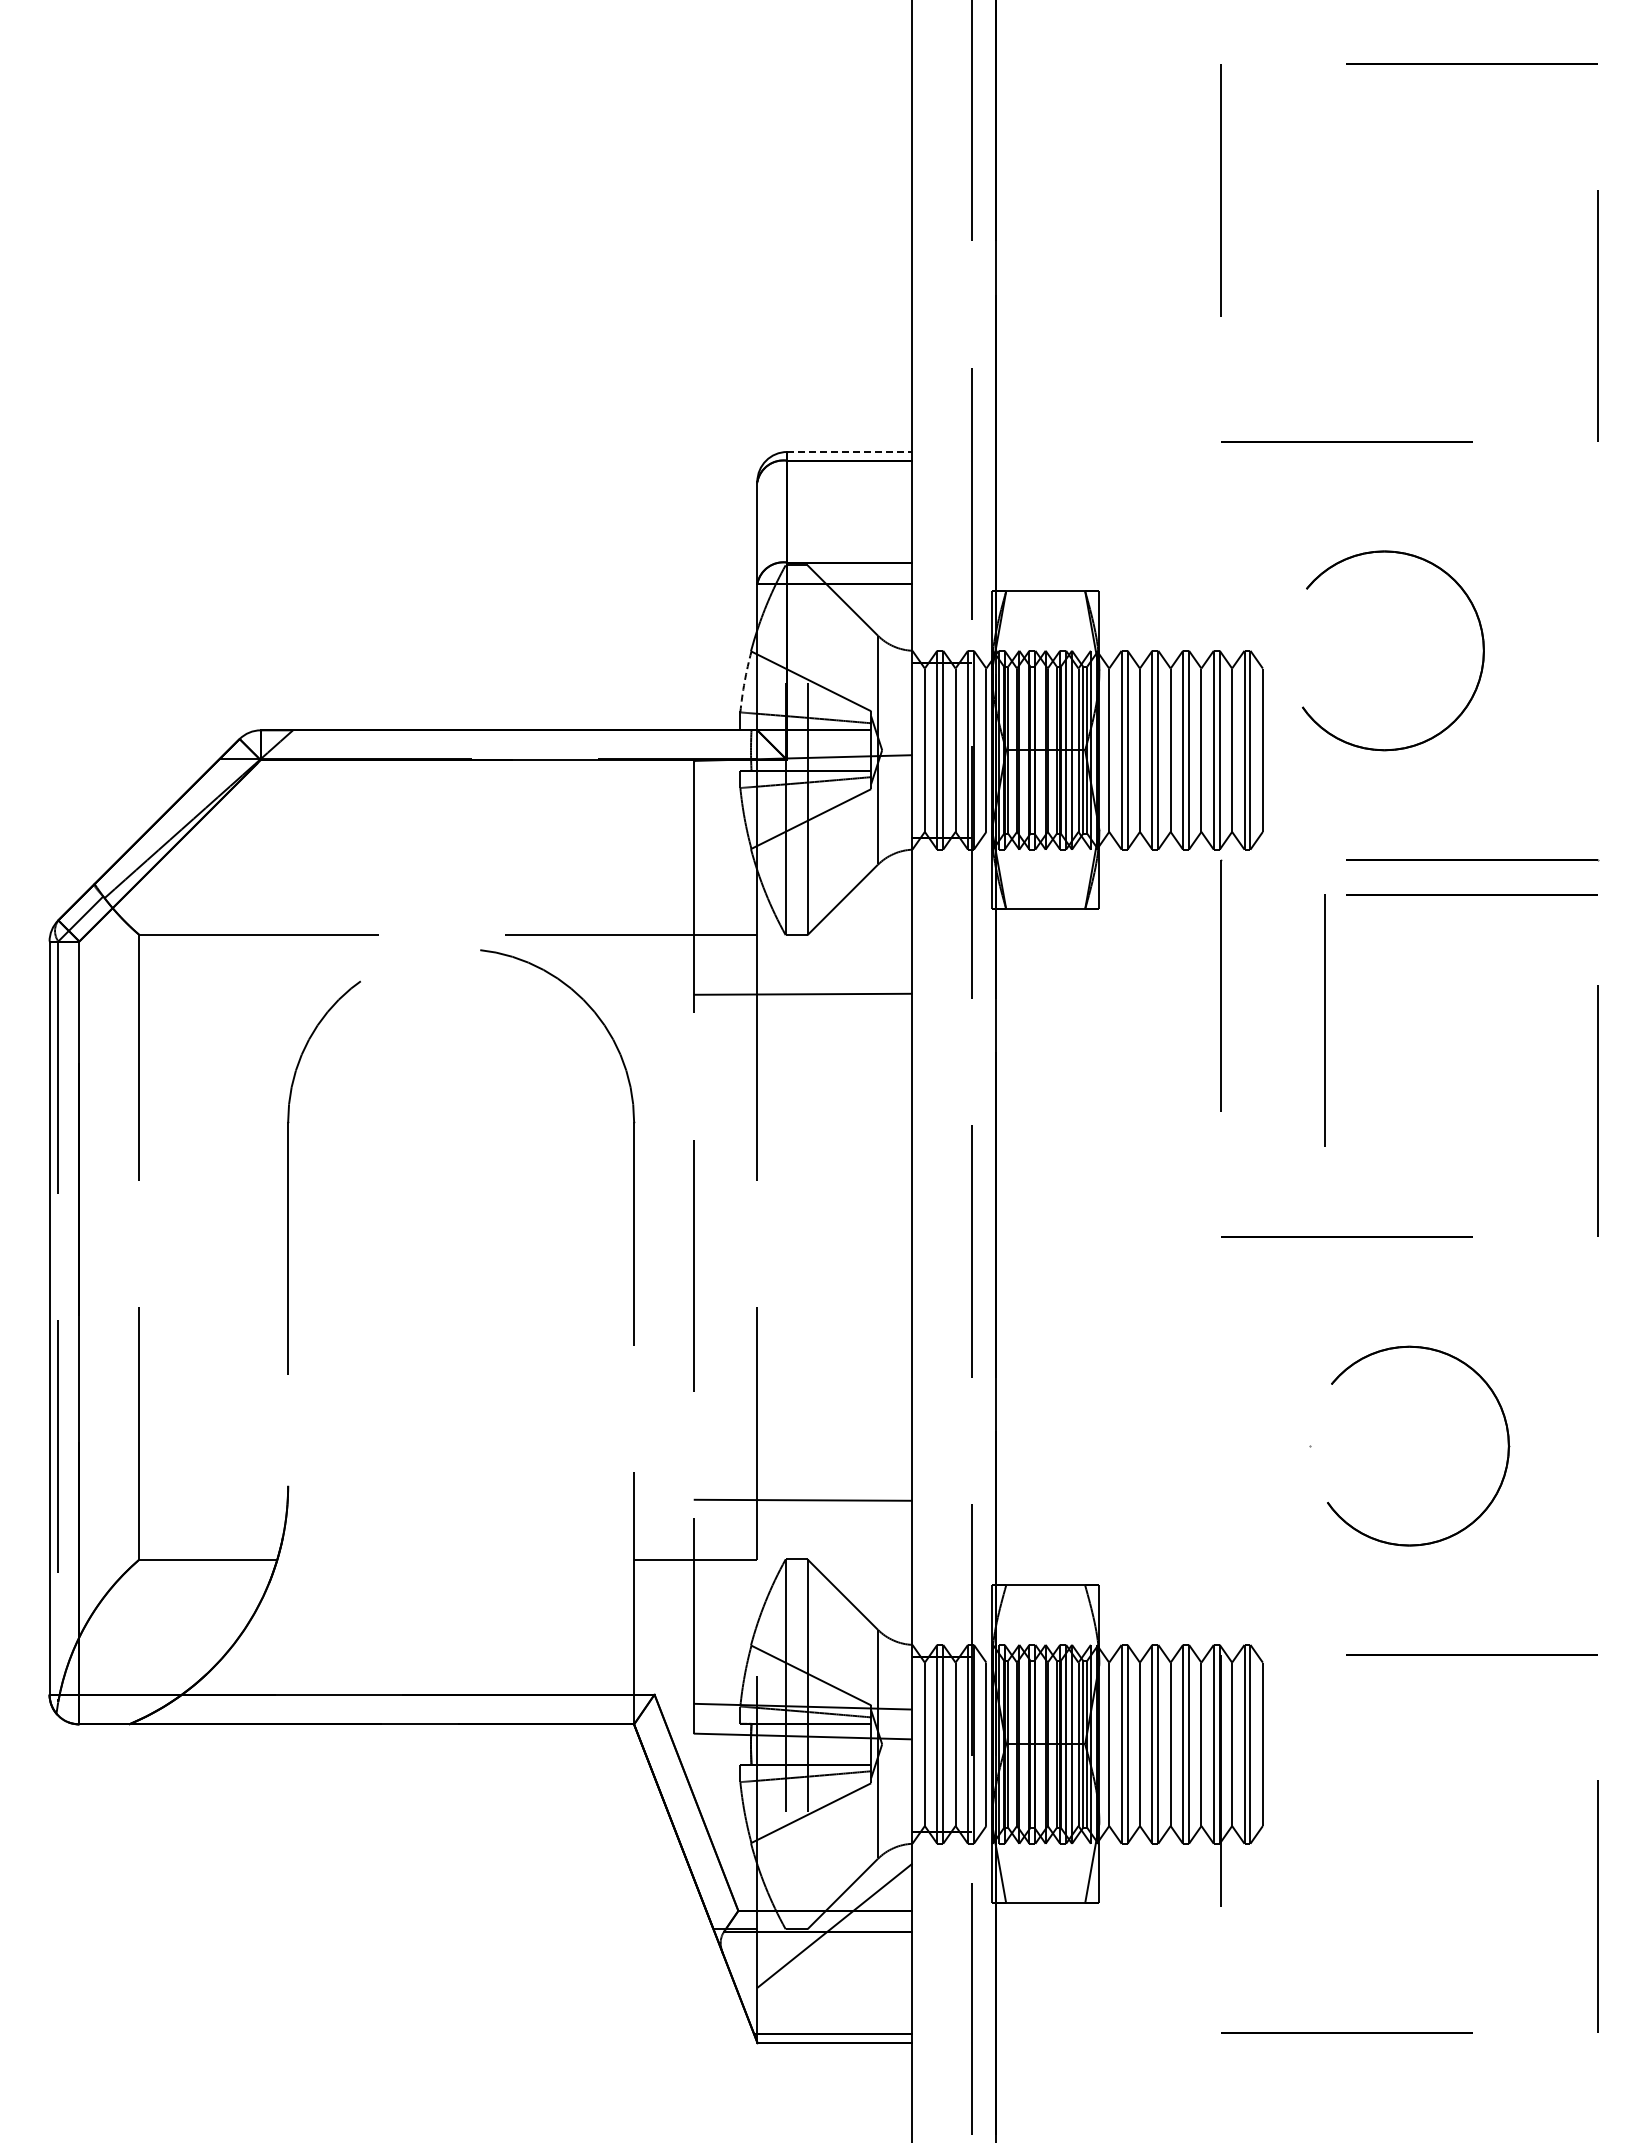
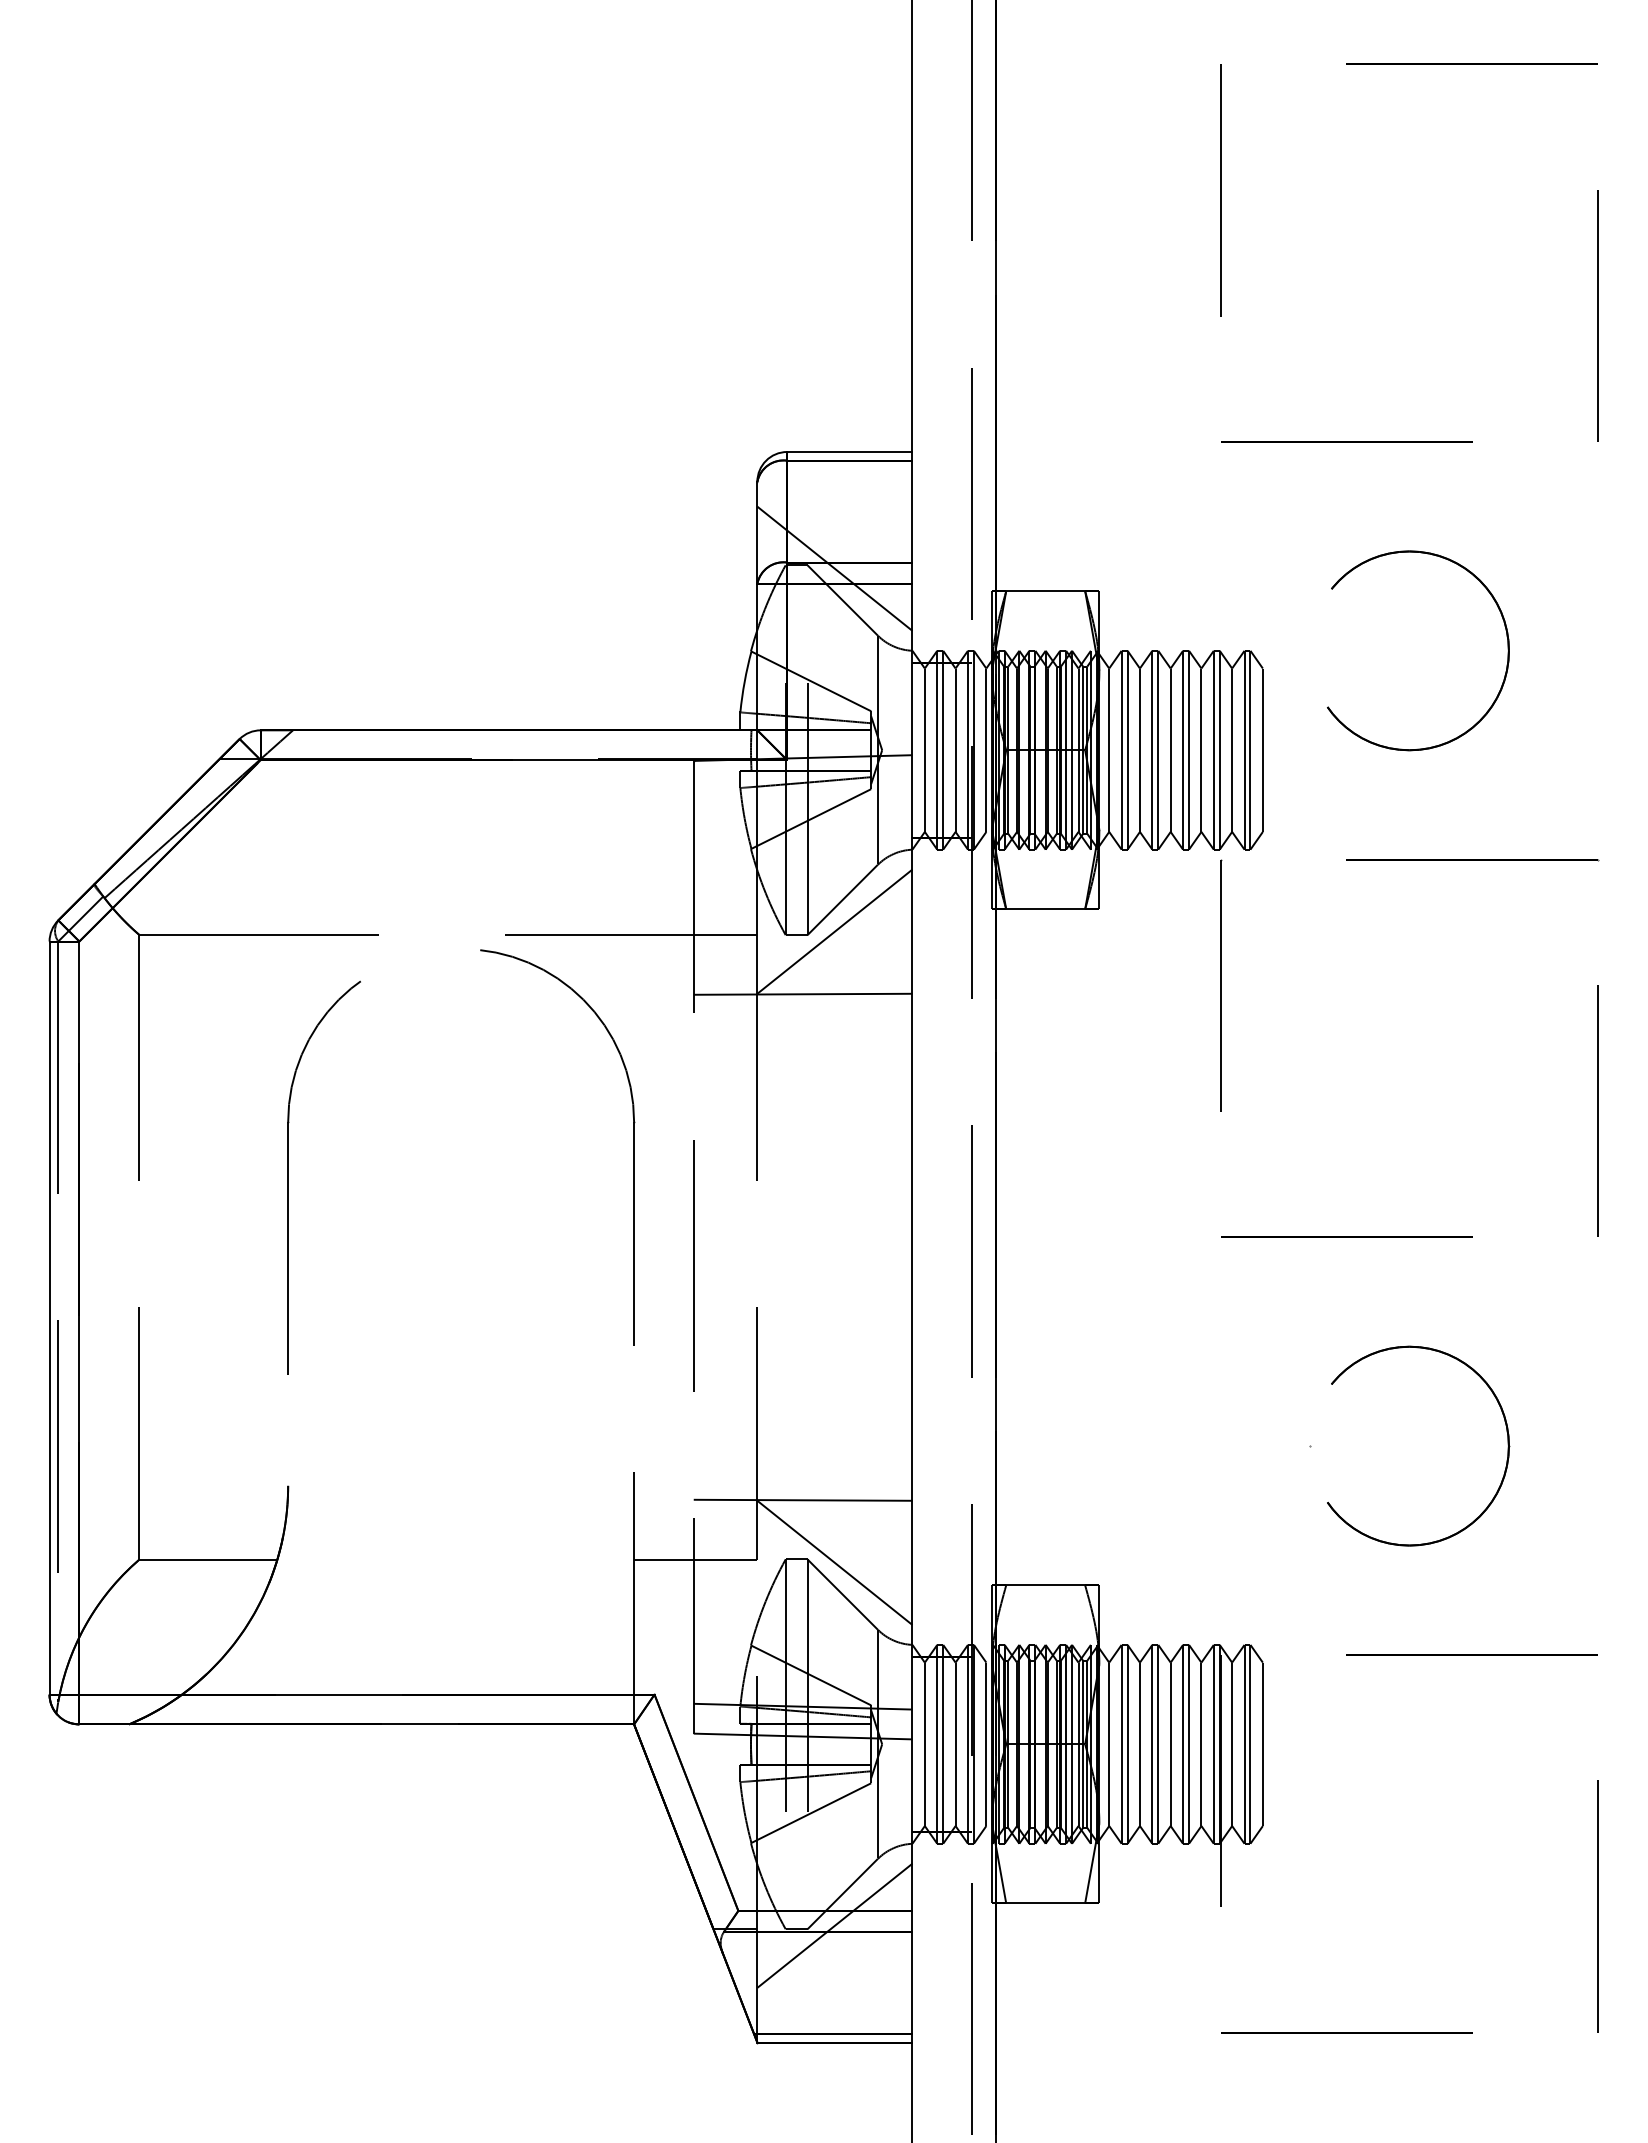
line: dashed -> solid (849, 452)
line: none -> present (834, 568)
part position: (1482, 649) -> (1507, 649) (1507, 649)
arc: dashed -> solid (744, 681)
line: present -> none (1471, 894)
line: none -> present (834, 931)
line: present -> none (1324, 1020)
line: none -> present (834, 1562)
